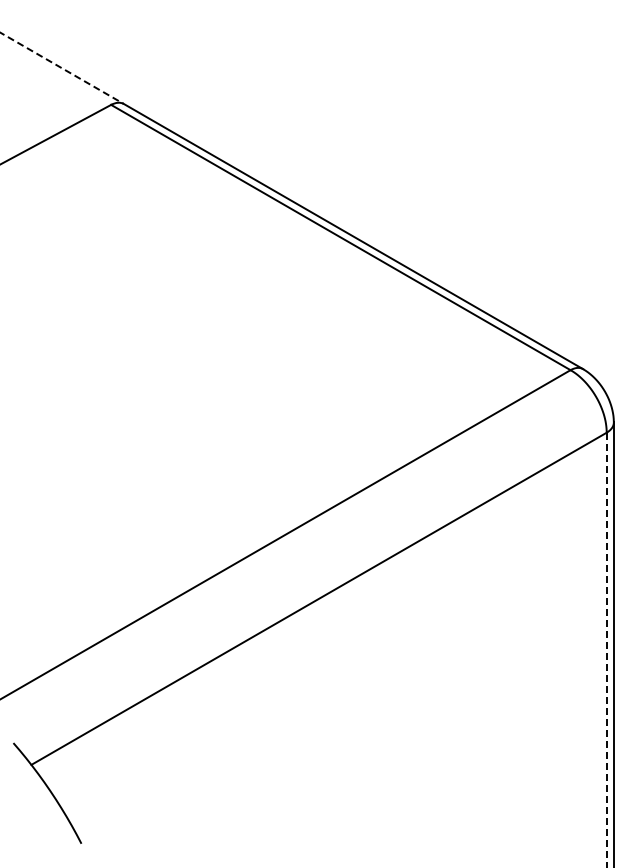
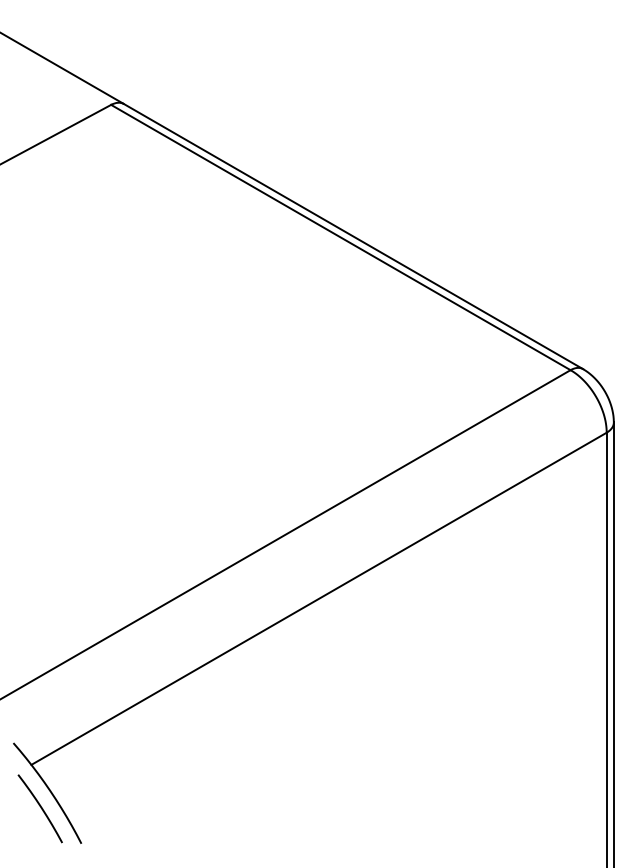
line: dashed -> solid (62, 68)
line: dashed -> solid (606, 650)
curve: none -> present (40, 808)
